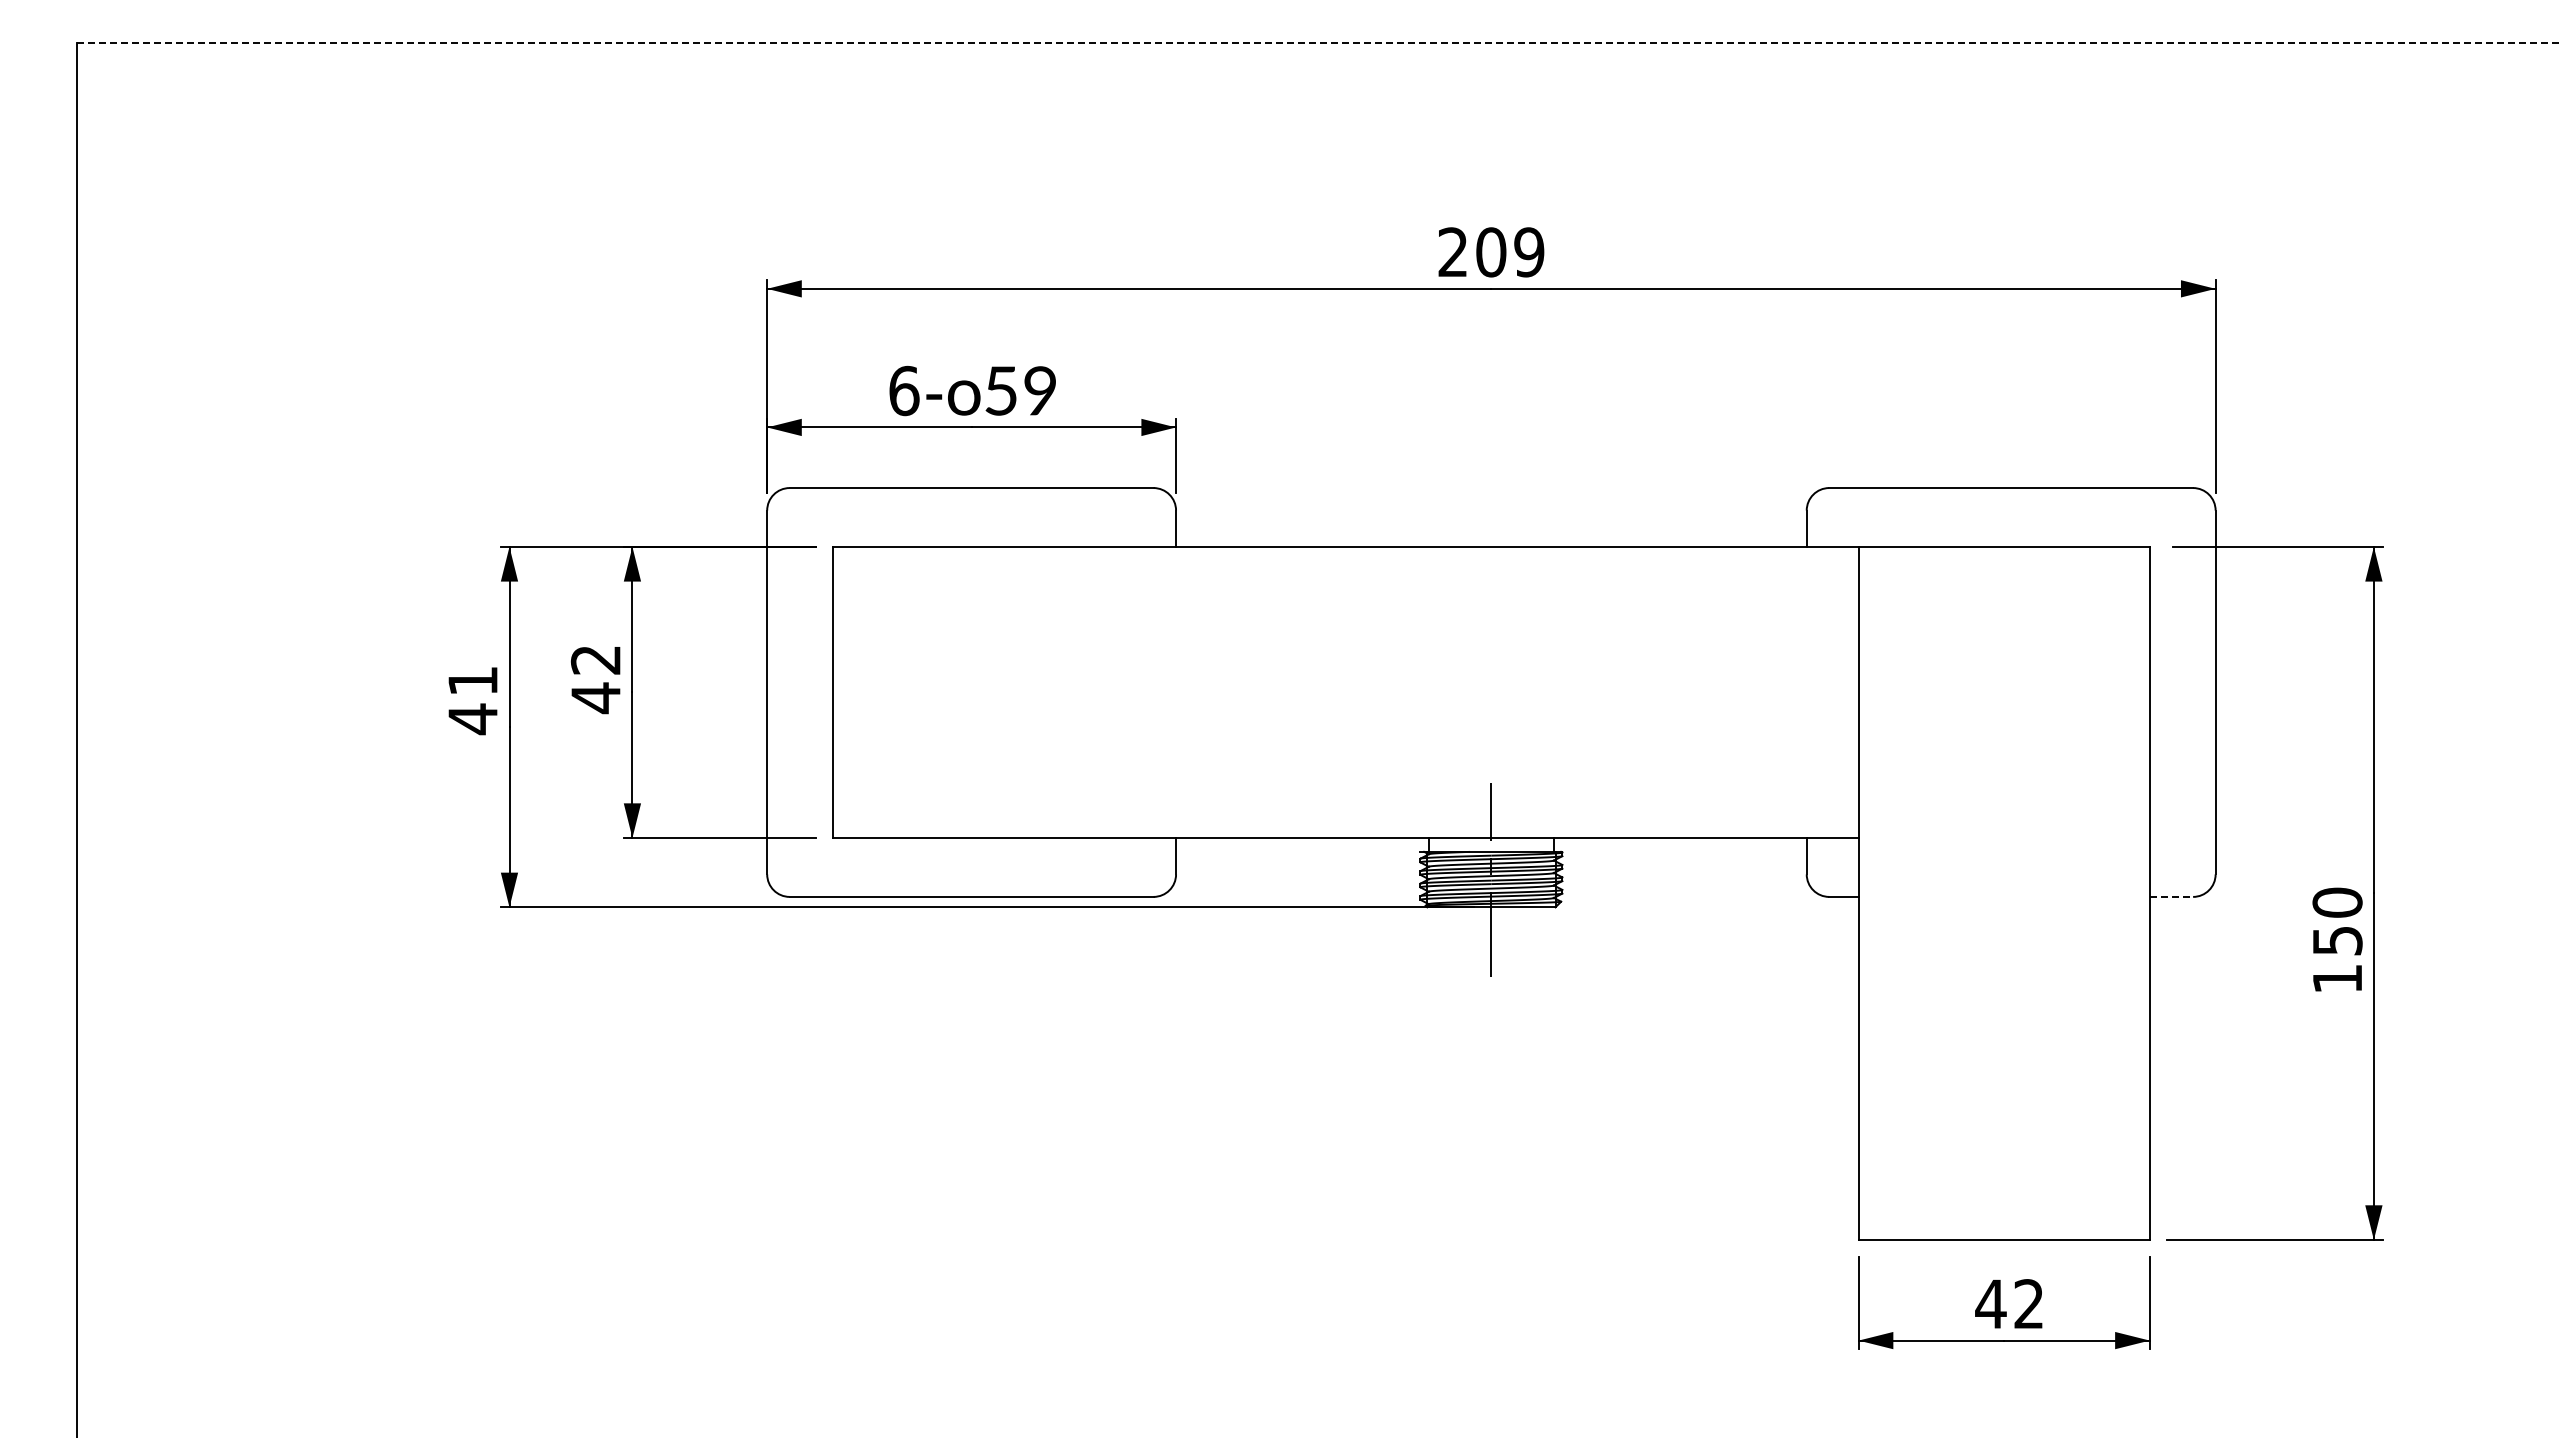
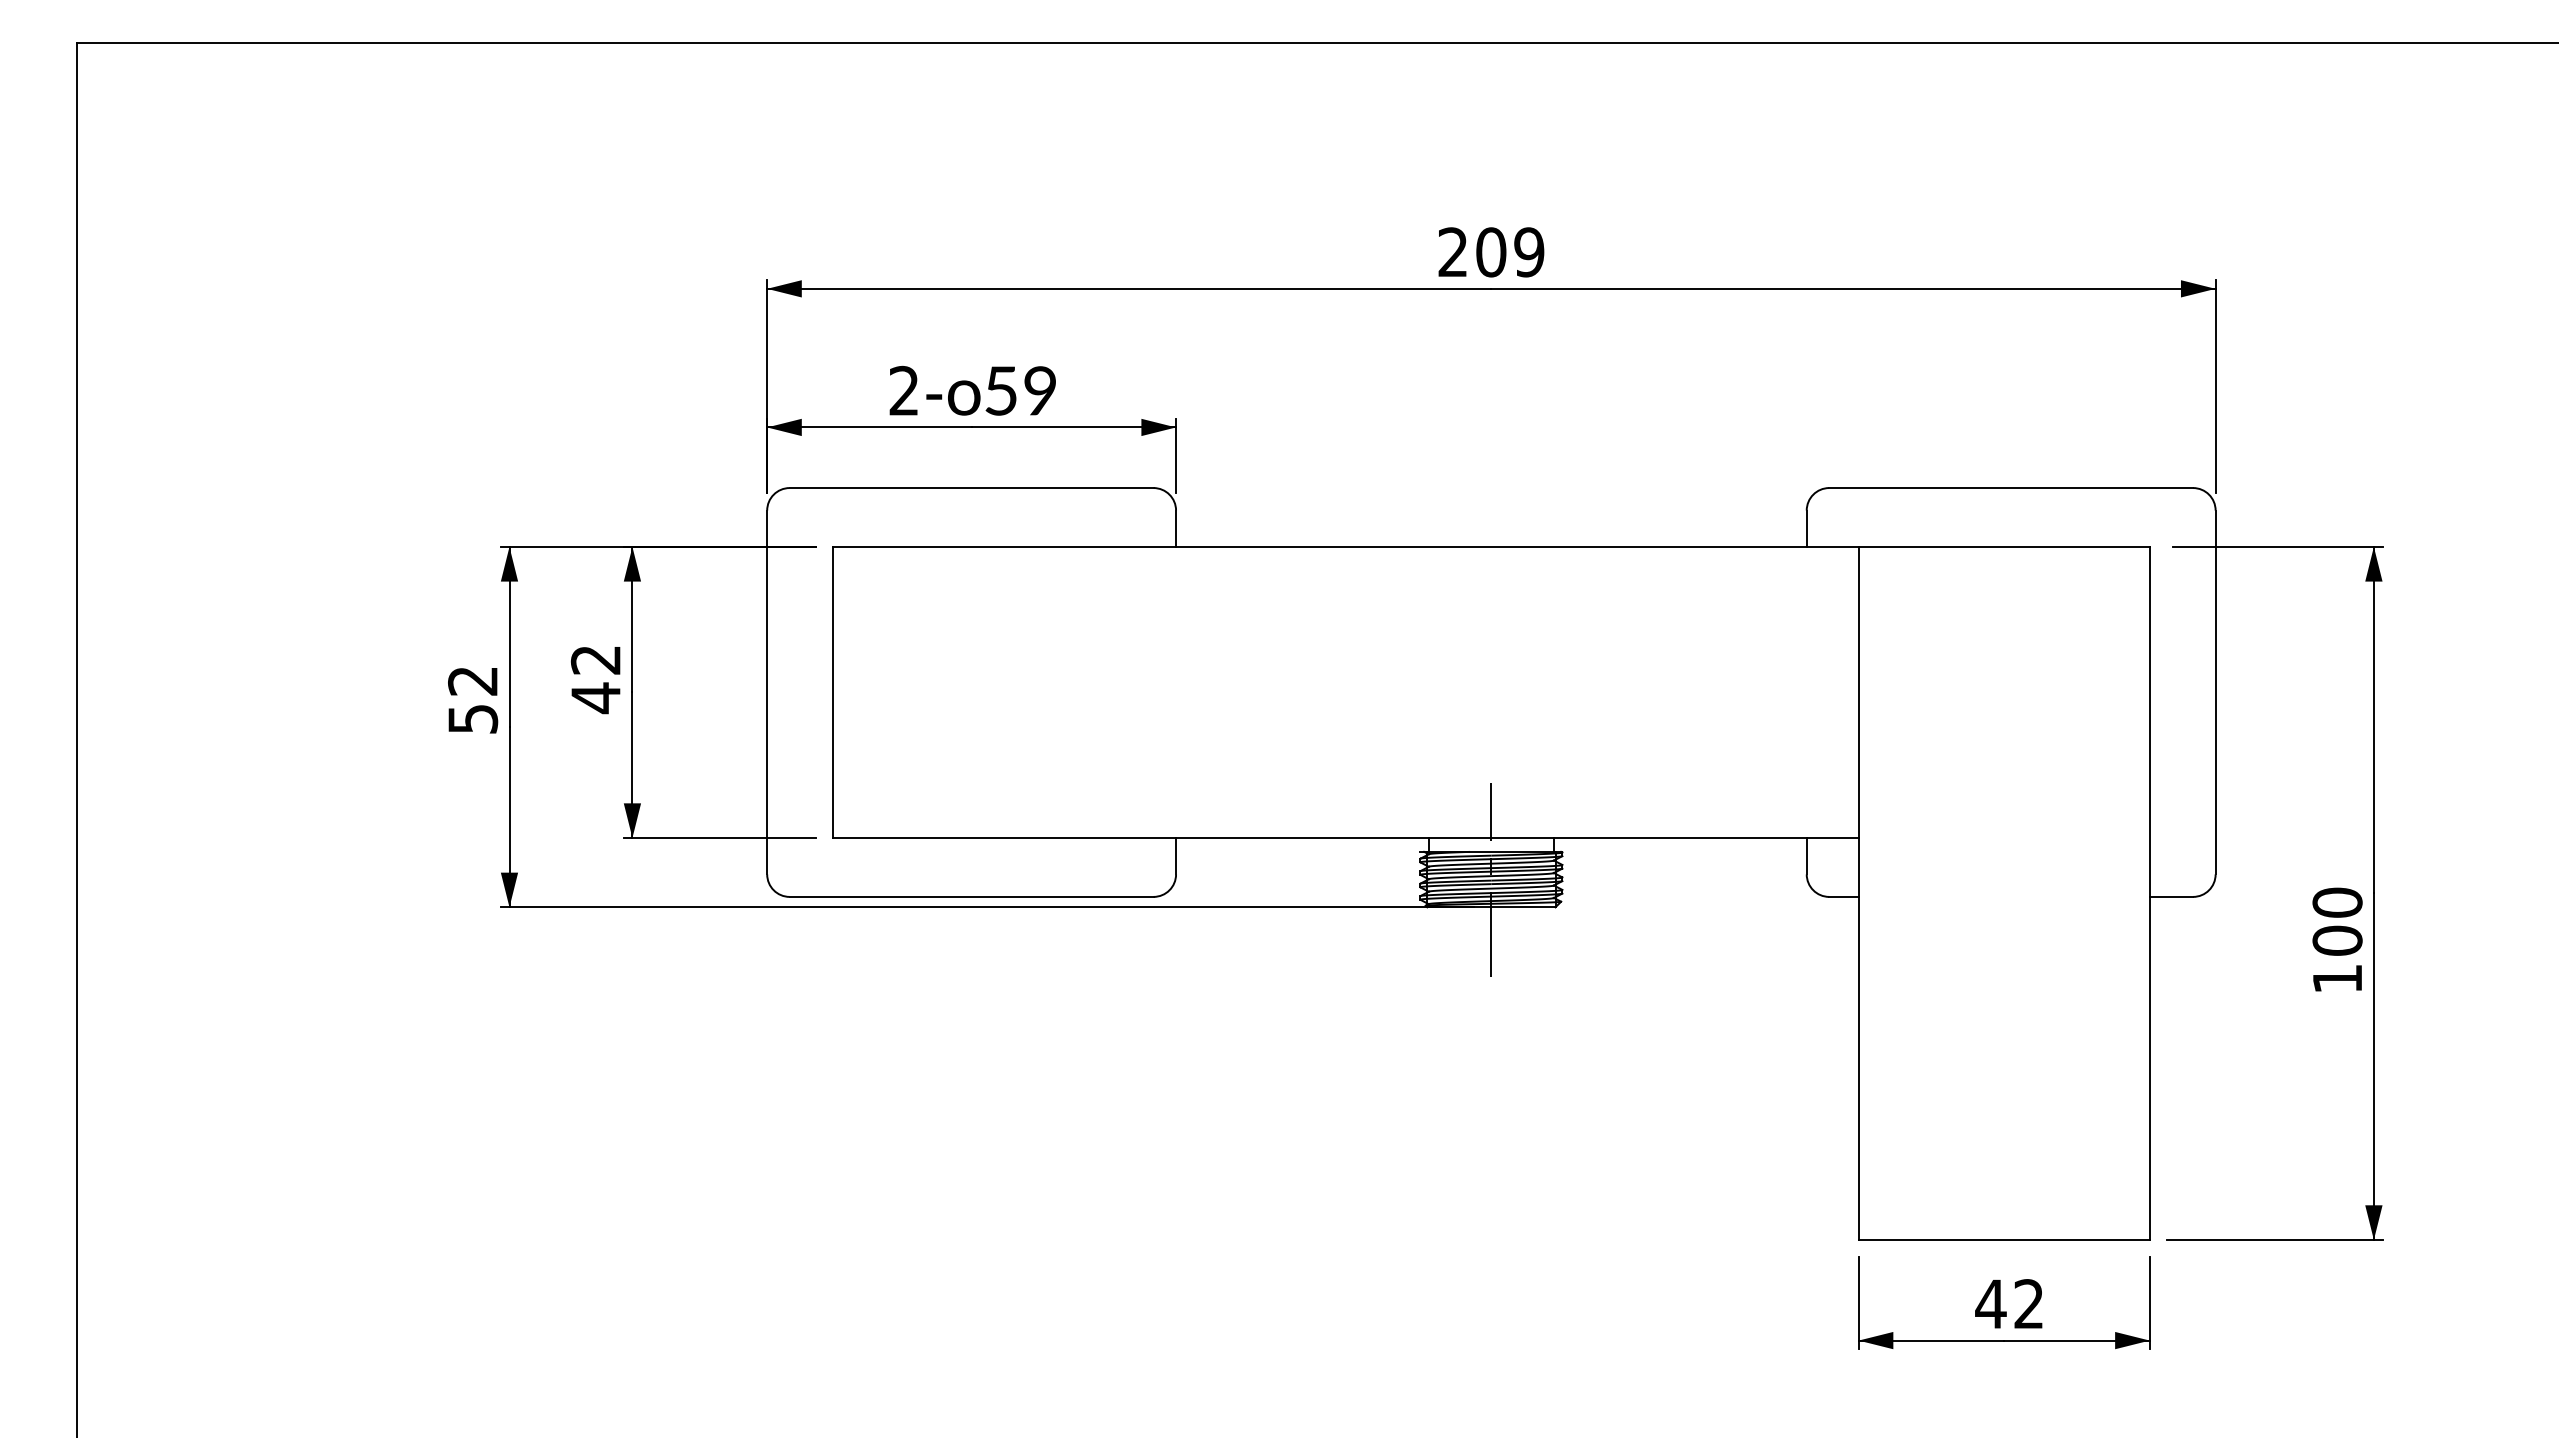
line: dashed -> solid (1317, 43)
text: 6- -> 2- (904, 390)
text: 41 -> 52 (473, 701)
line: dashed -> solid (2171, 896)
text: 150 -> 100 (2337, 940)
